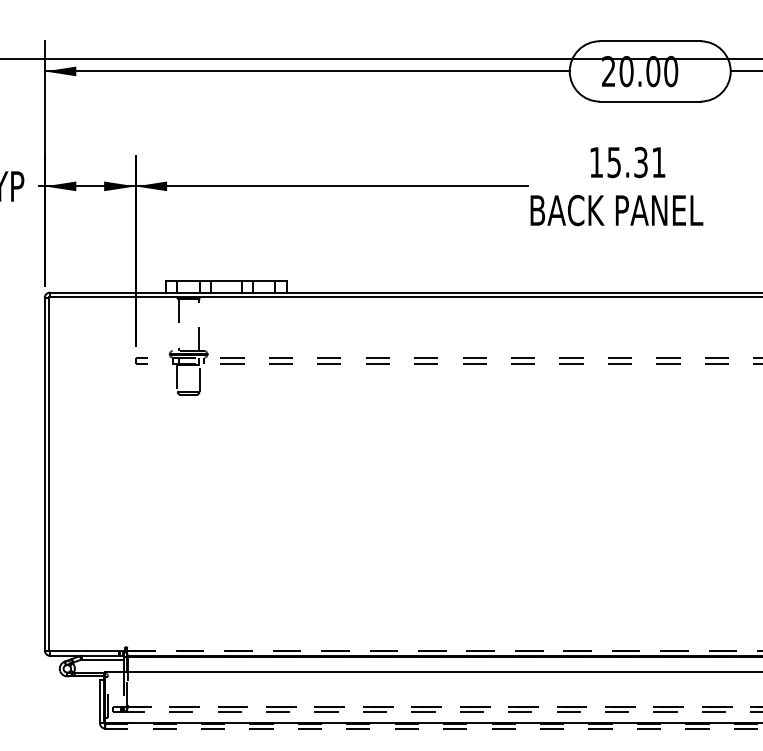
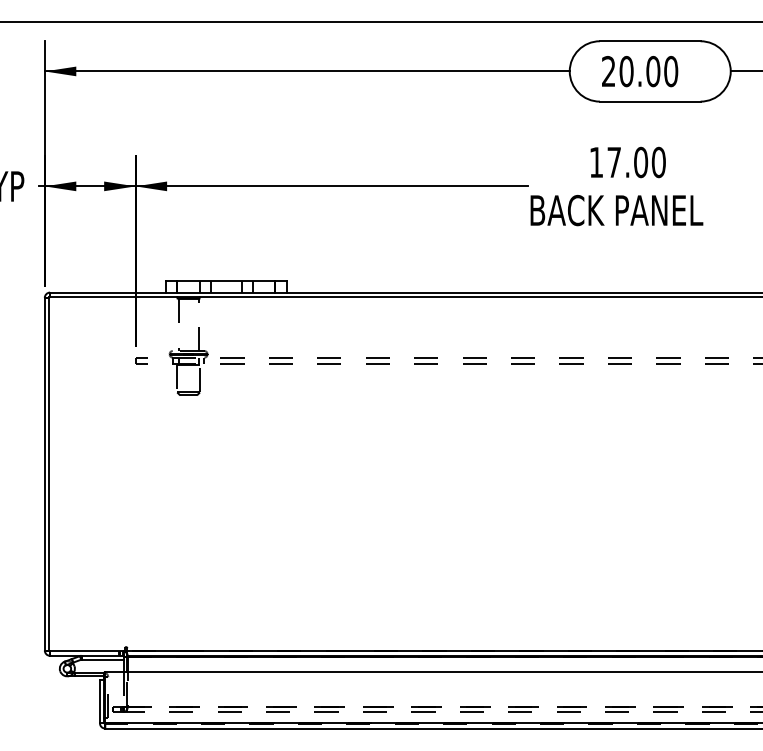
line position: (380, 59) -> (380, 22) (380, 22)
text: 15.31 -> 17.00 (636, 162)
line: dashed -> solid (445, 650)
line: dashed -> solid (433, 728)
